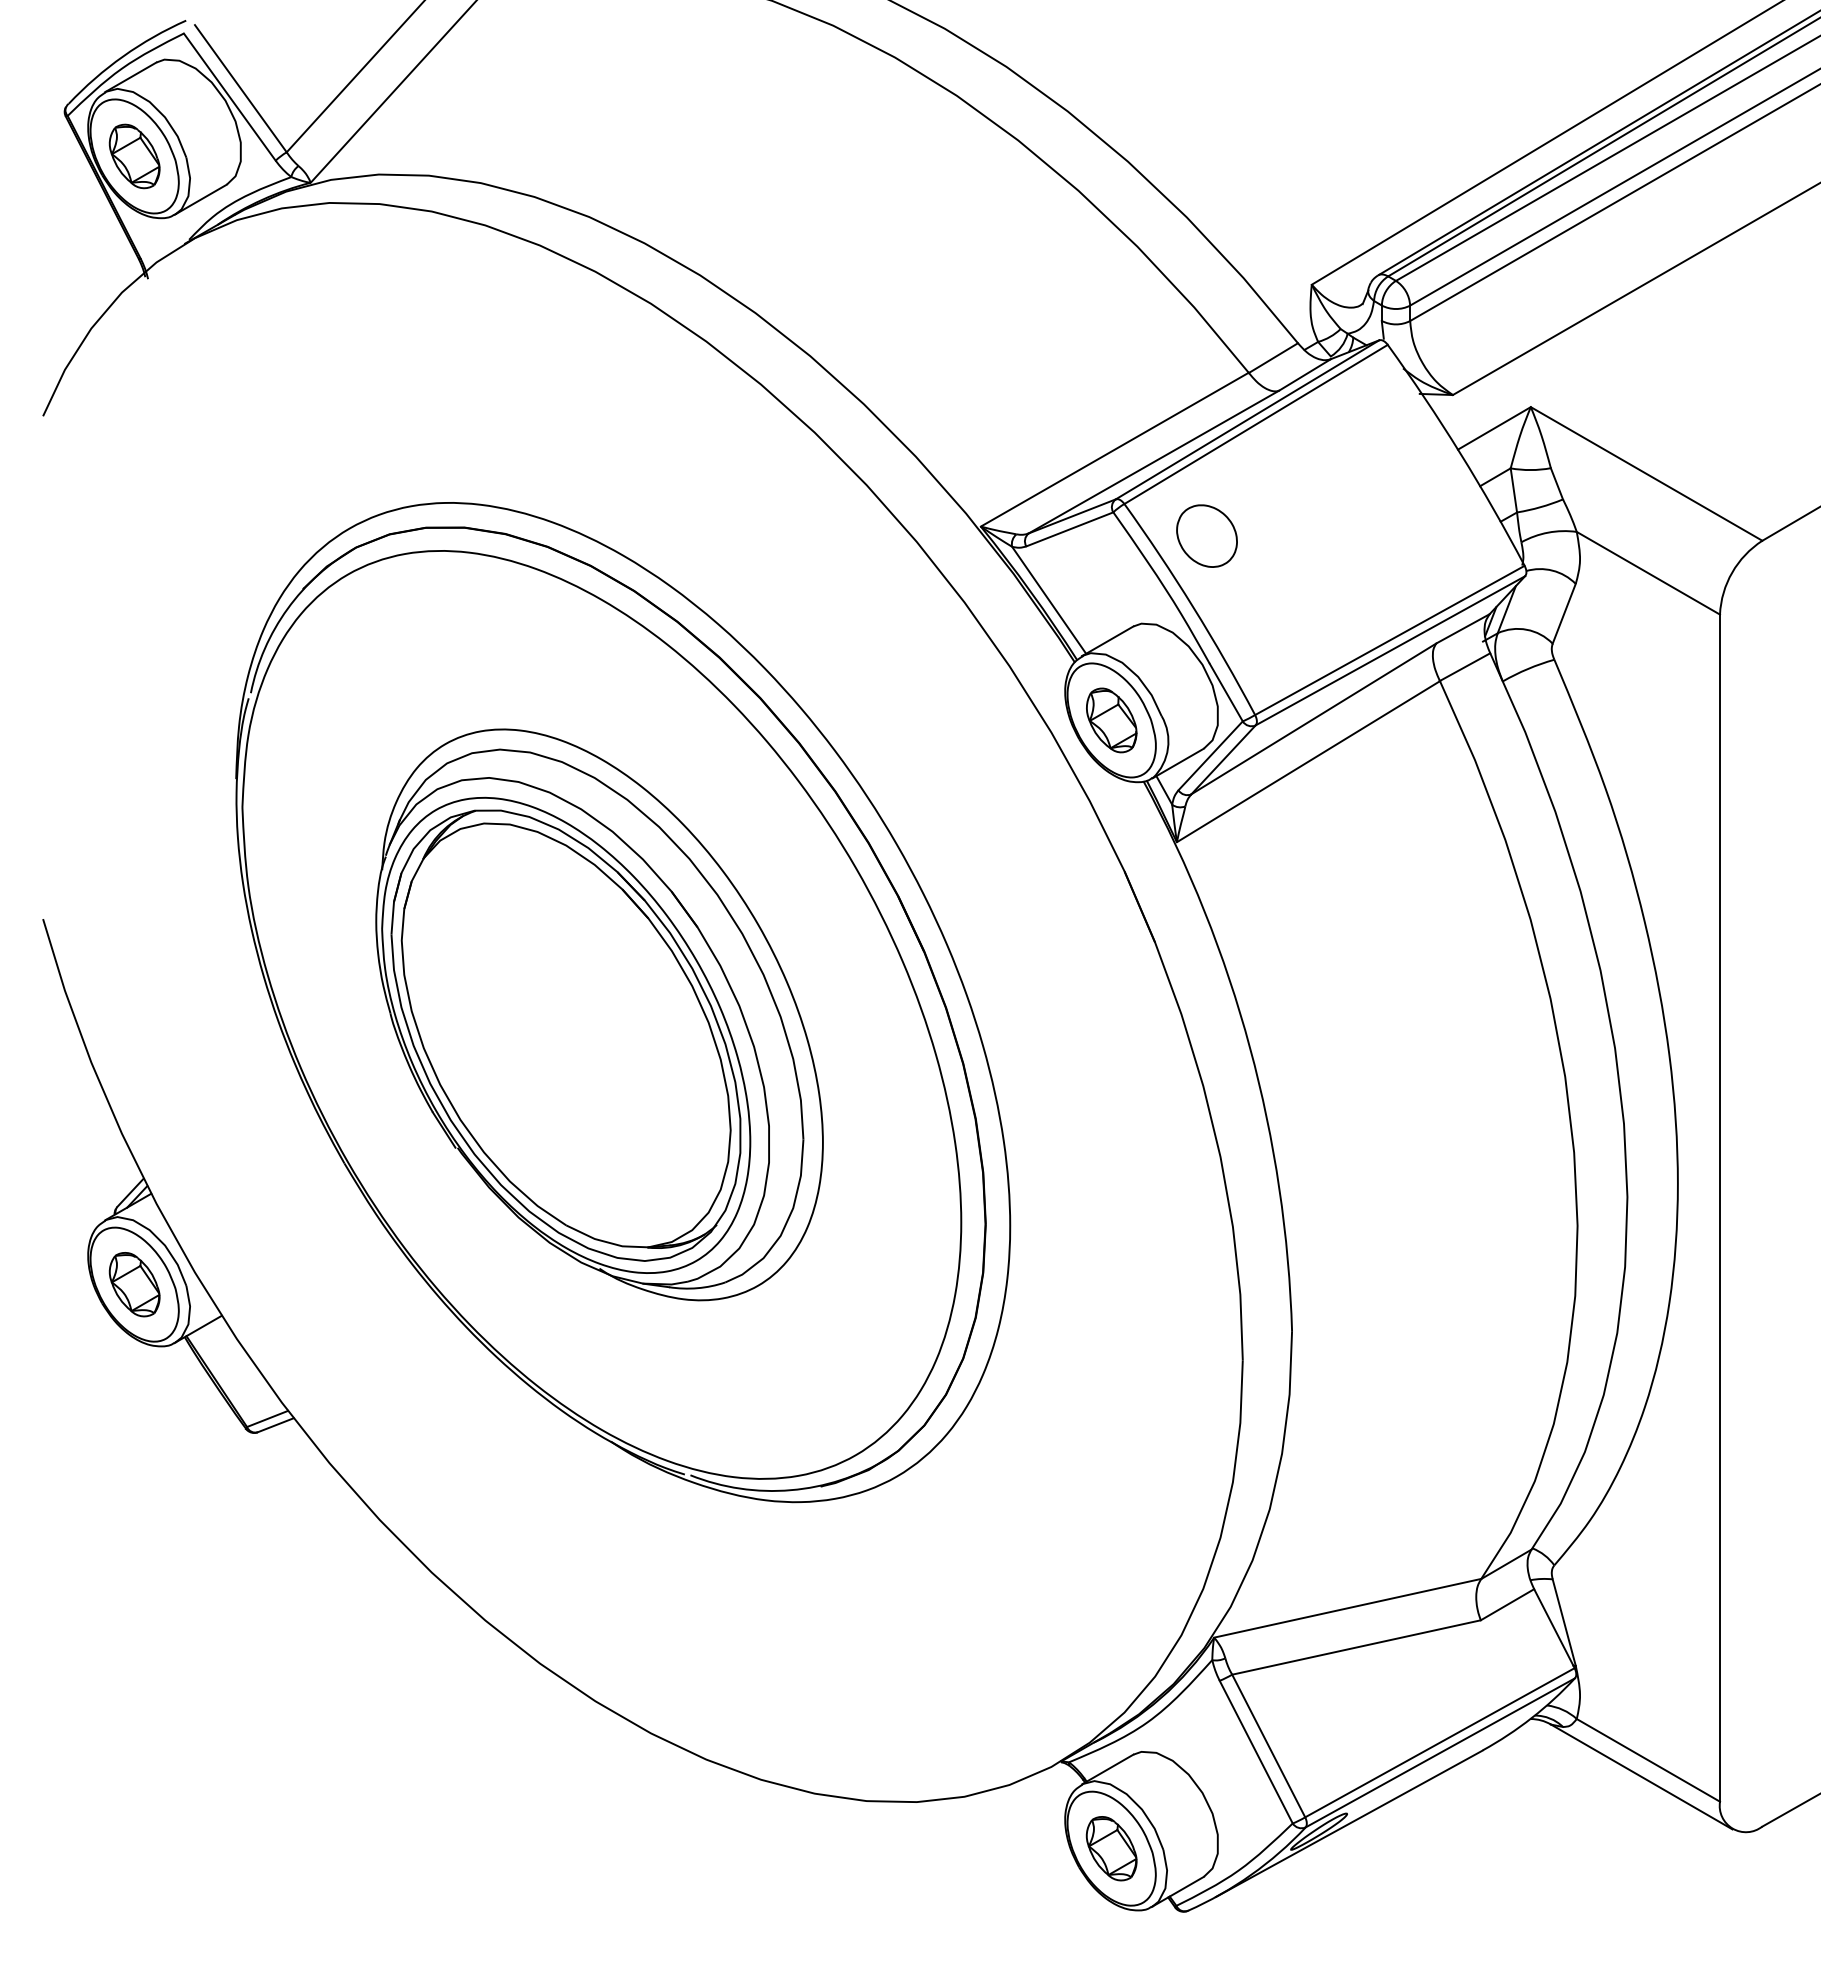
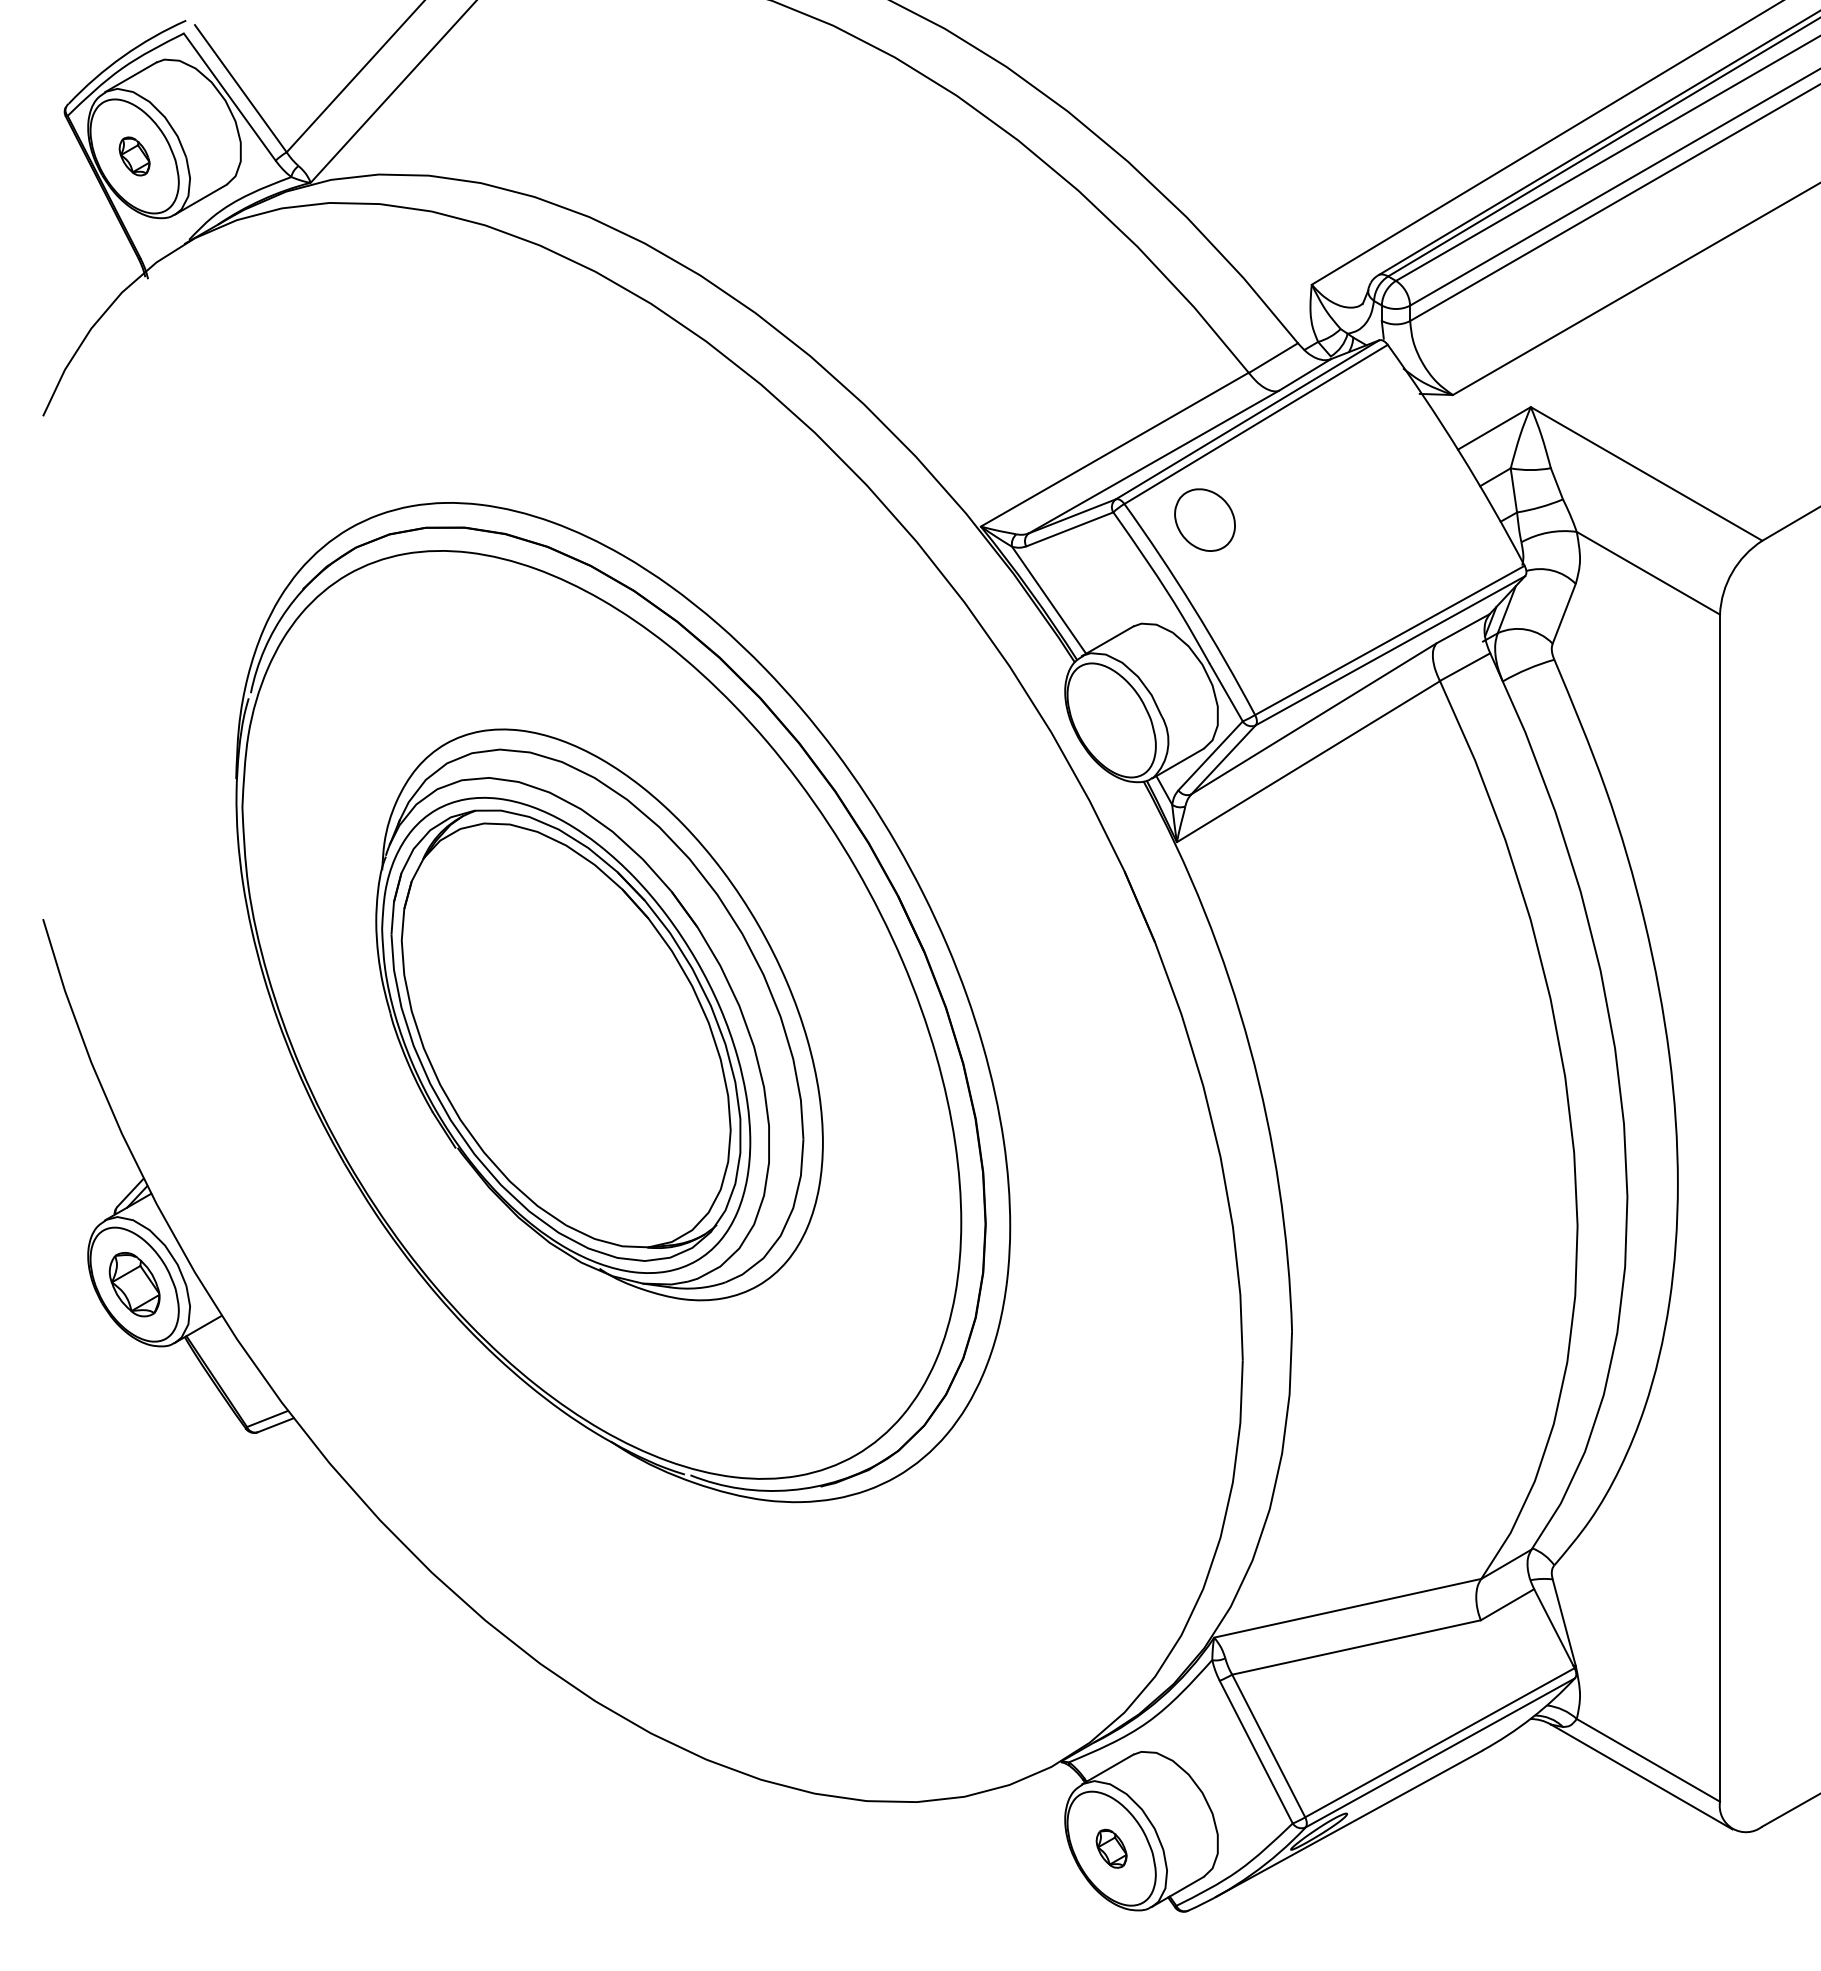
part size: 53x67 px -> 33x41 px (134, 156)
part position: (1206, 535) -> (1204, 519) (1204, 519)
part: present -> none (1111, 720)
part size: 53x66 px -> 33x41 px (1111, 1848)
